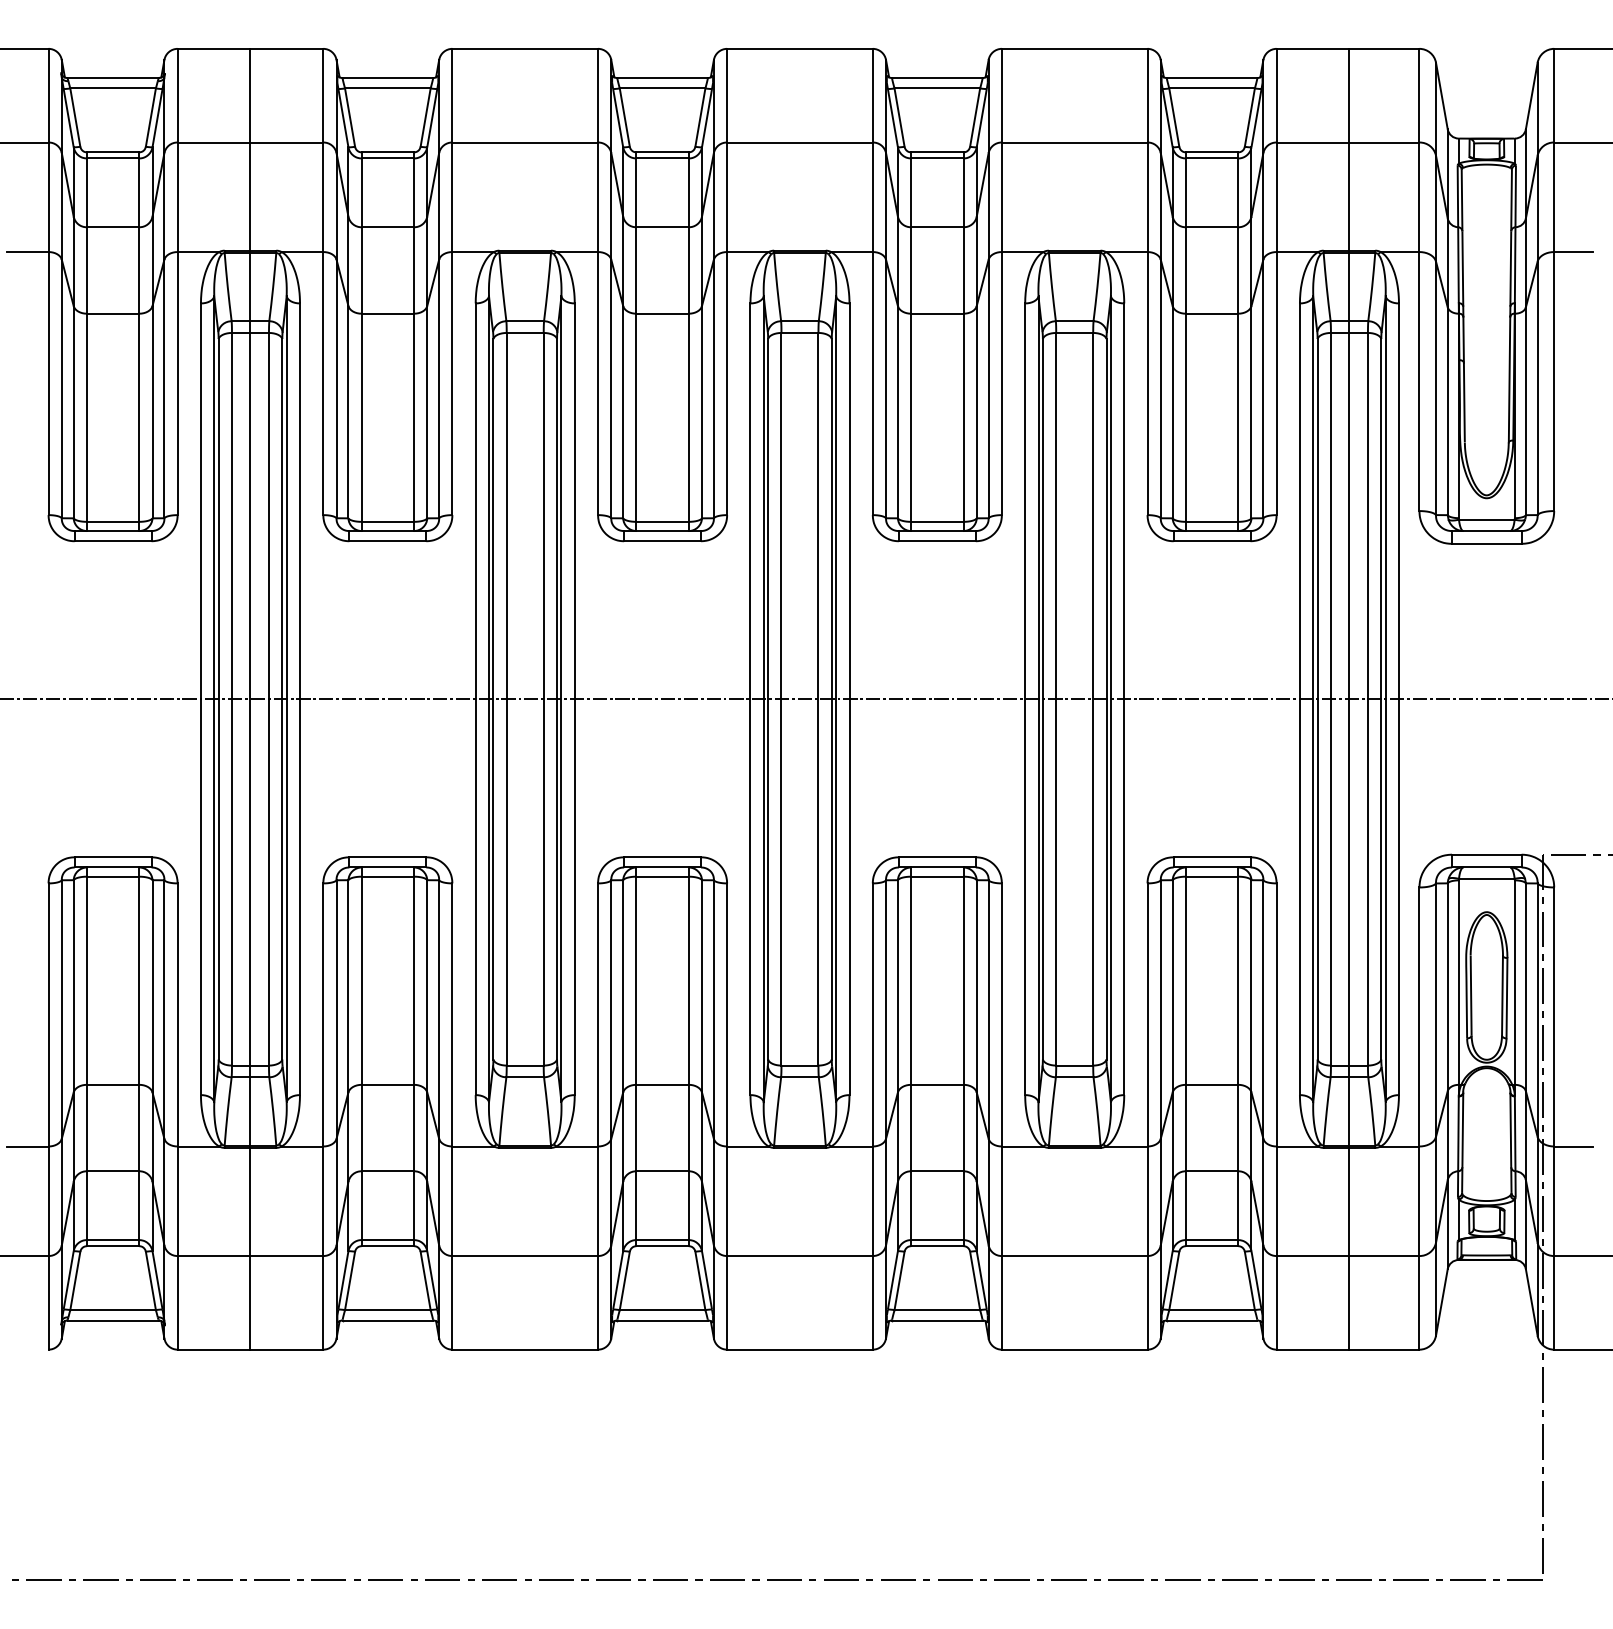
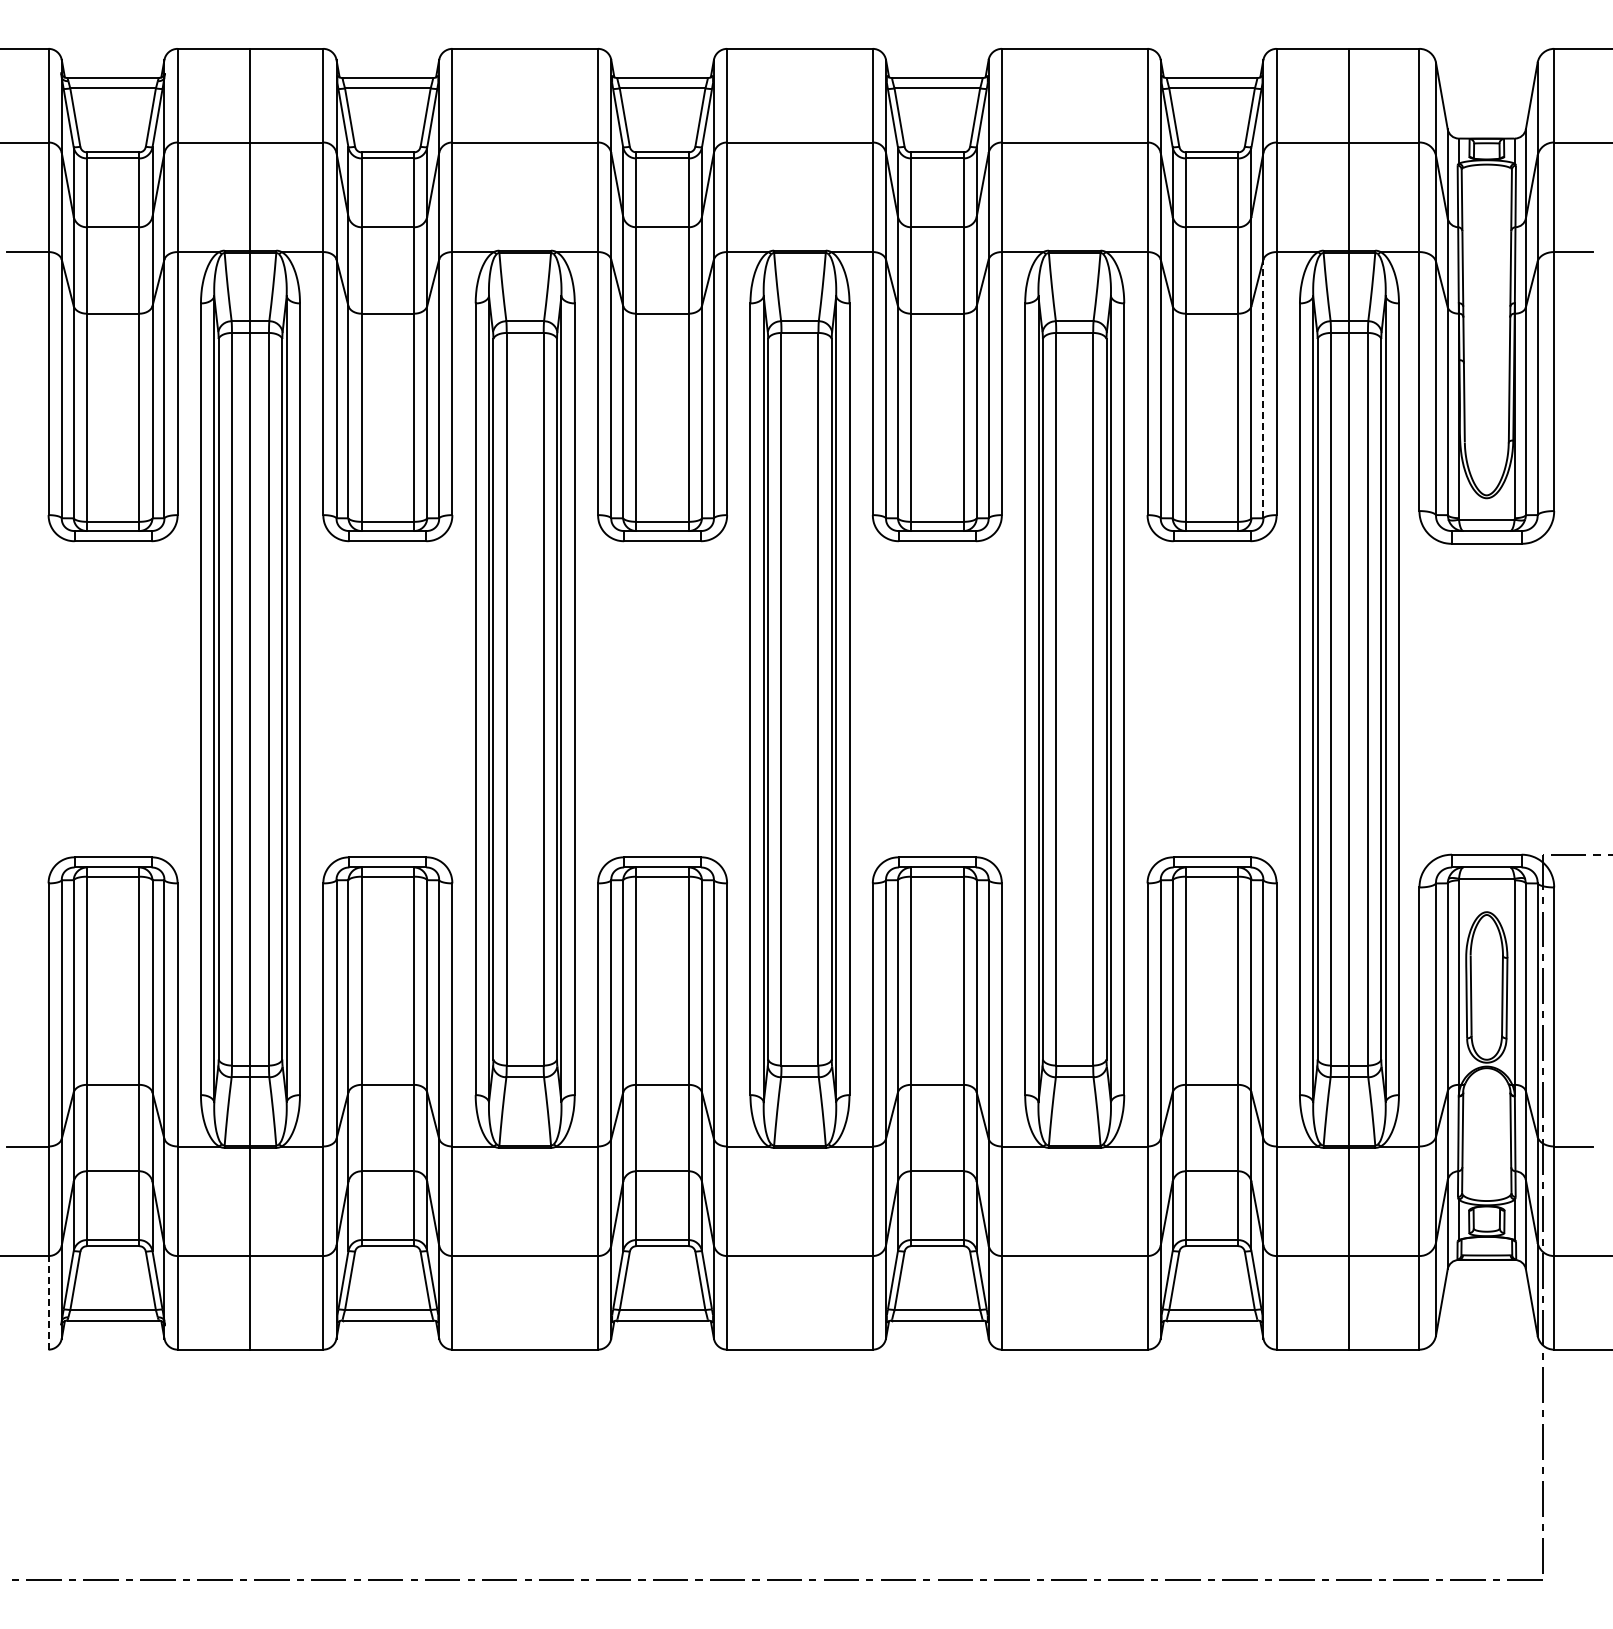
line: solid -> dashed (1263, 388)
line: present -> none (805, 699)
line: solid -> dashed (48, 1302)
